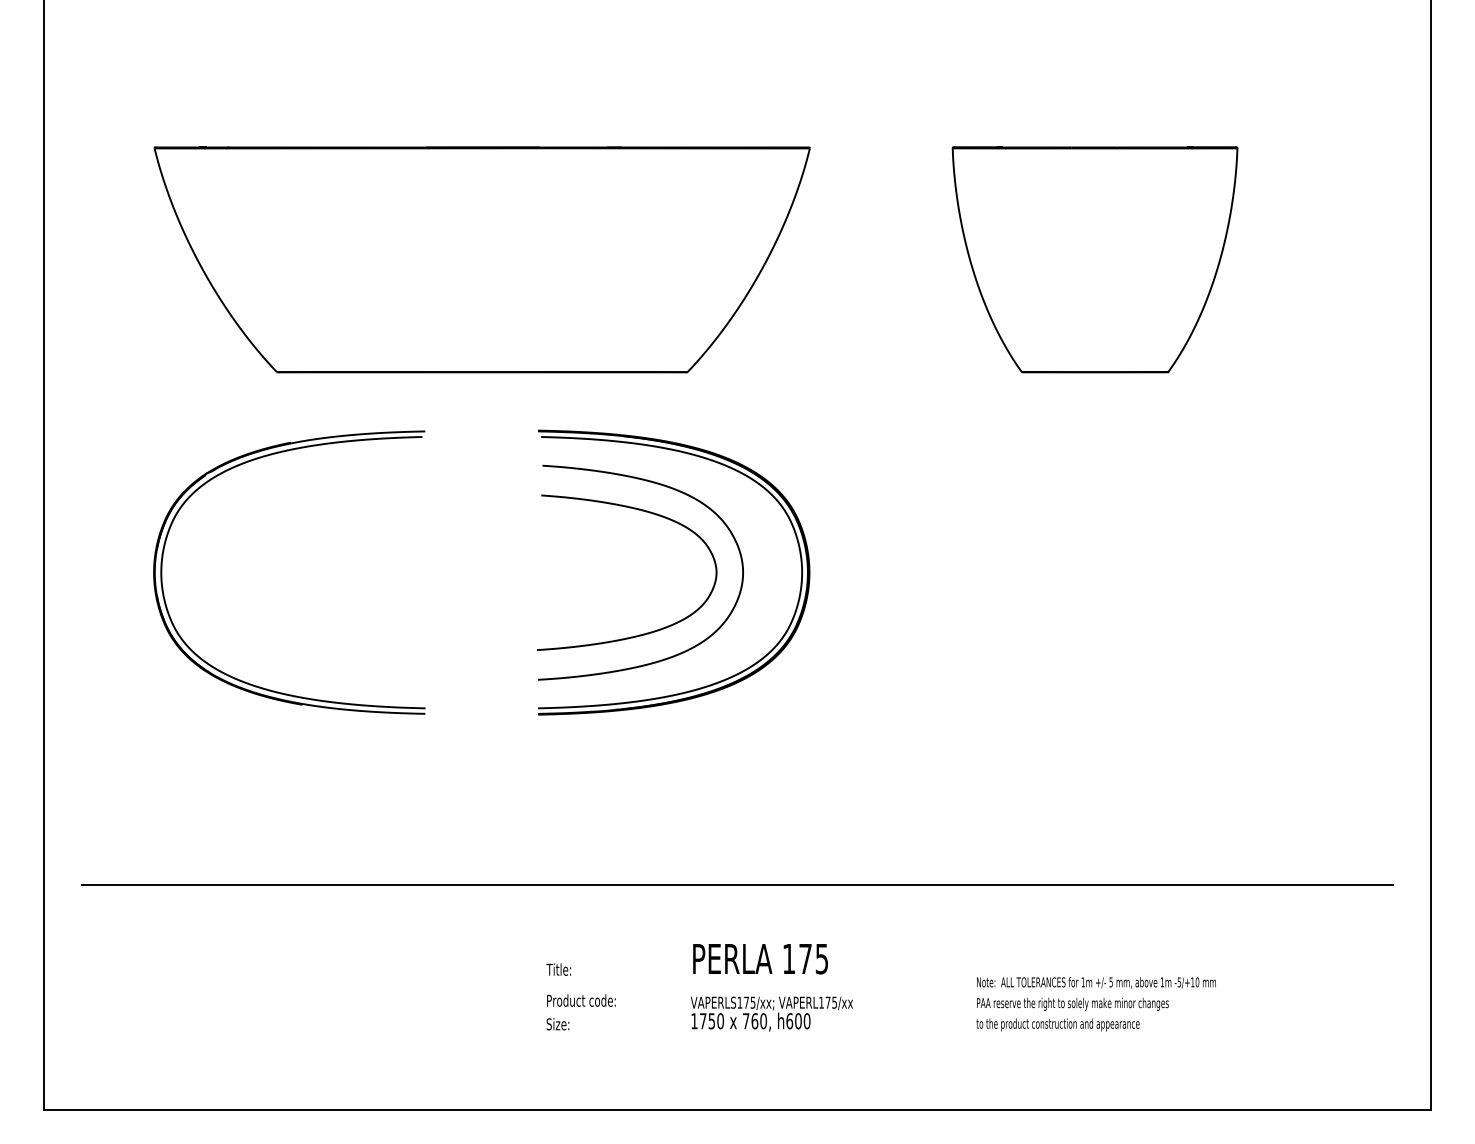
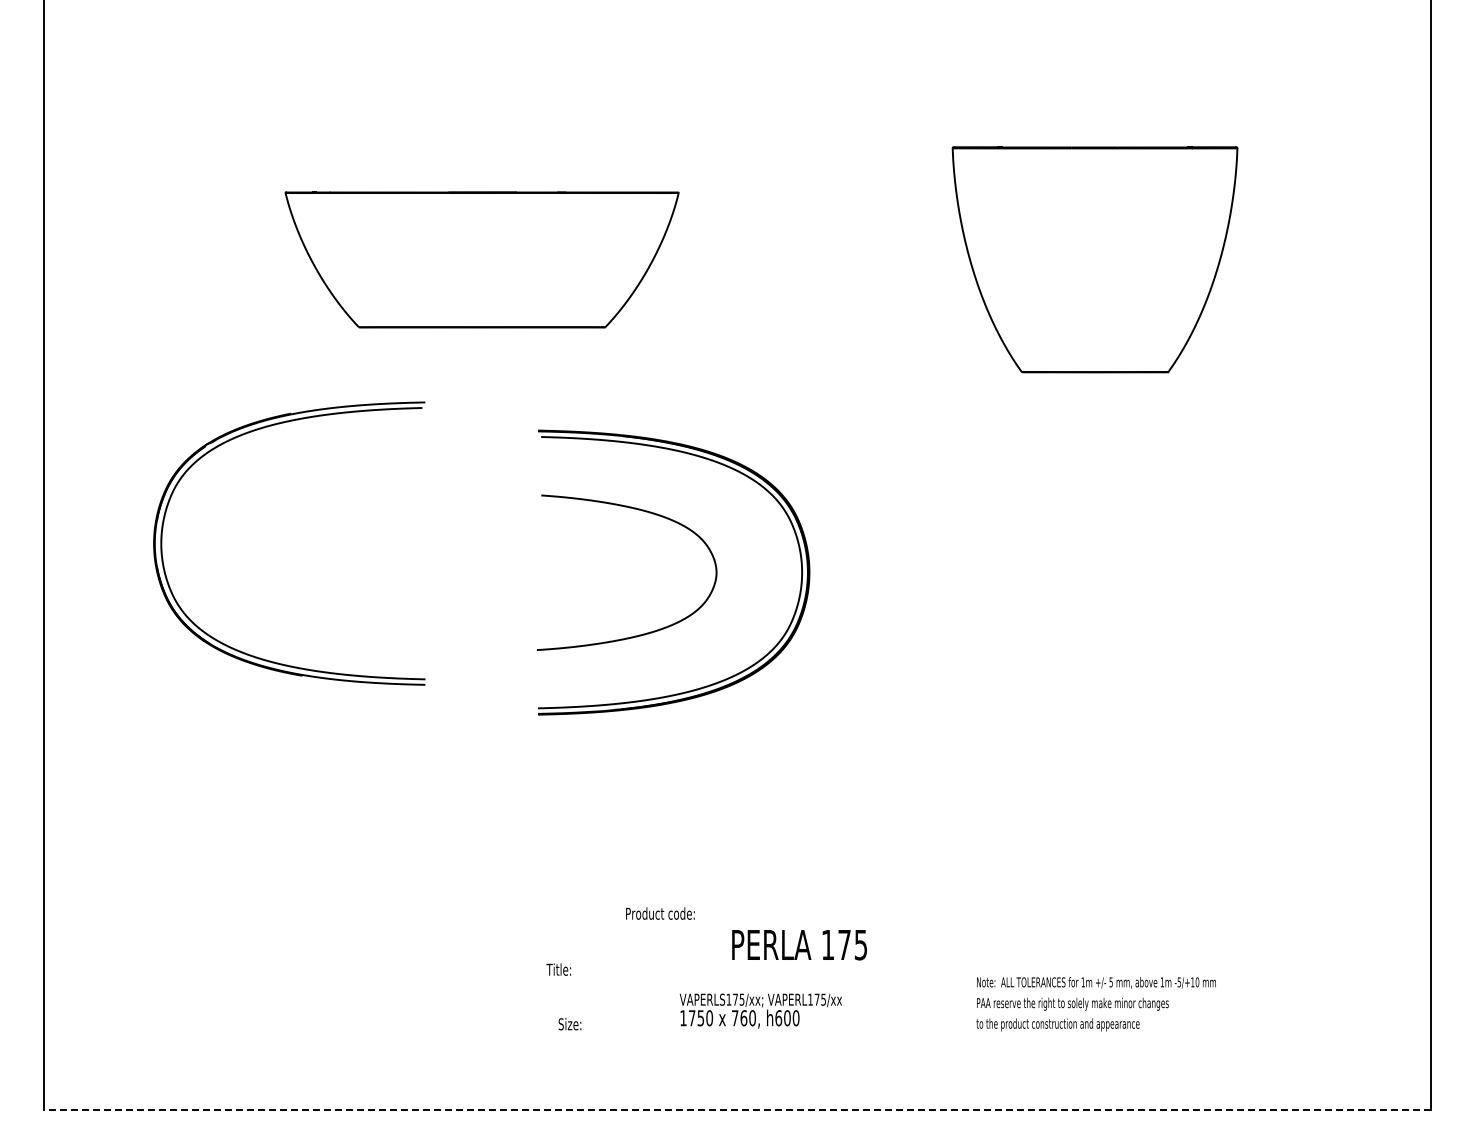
part size: 658x228 px -> 396x138 px (481, 259)
part position: (246, 463) -> (246, 434) (246, 434)
curve: present -> none (674, 490)
line: present -> none (737, 884)
text position: (760, 959) -> (799, 945) (799, 945)
text position: (581, 1000) -> (660, 913) (660, 913)
text position: (771, 1013) -> (760, 1010) (760, 1010)
text position: (557, 1024) -> (569, 1024) (569, 1024)
line: solid -> dashed (737, 1109)
